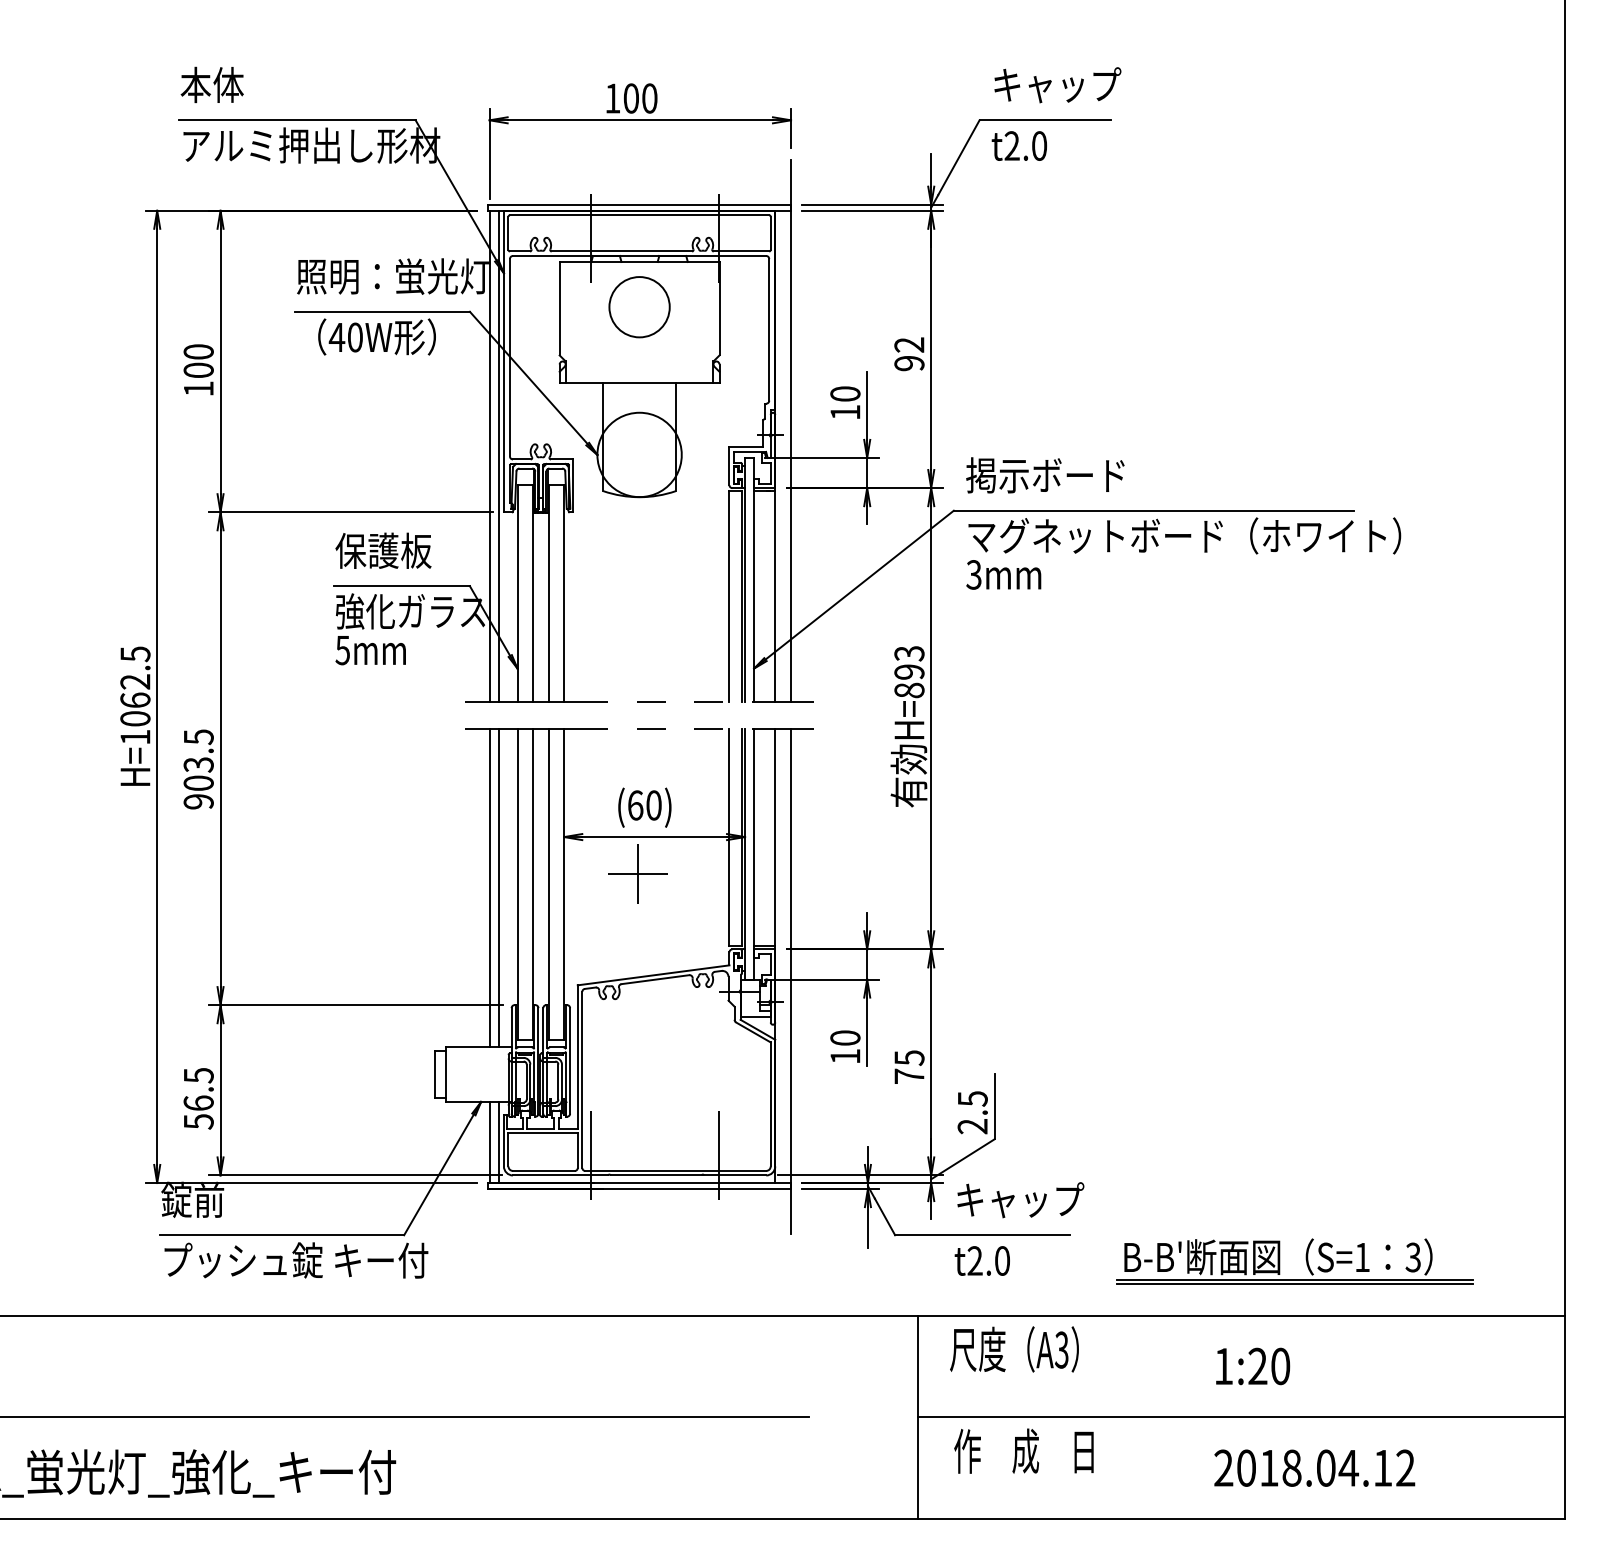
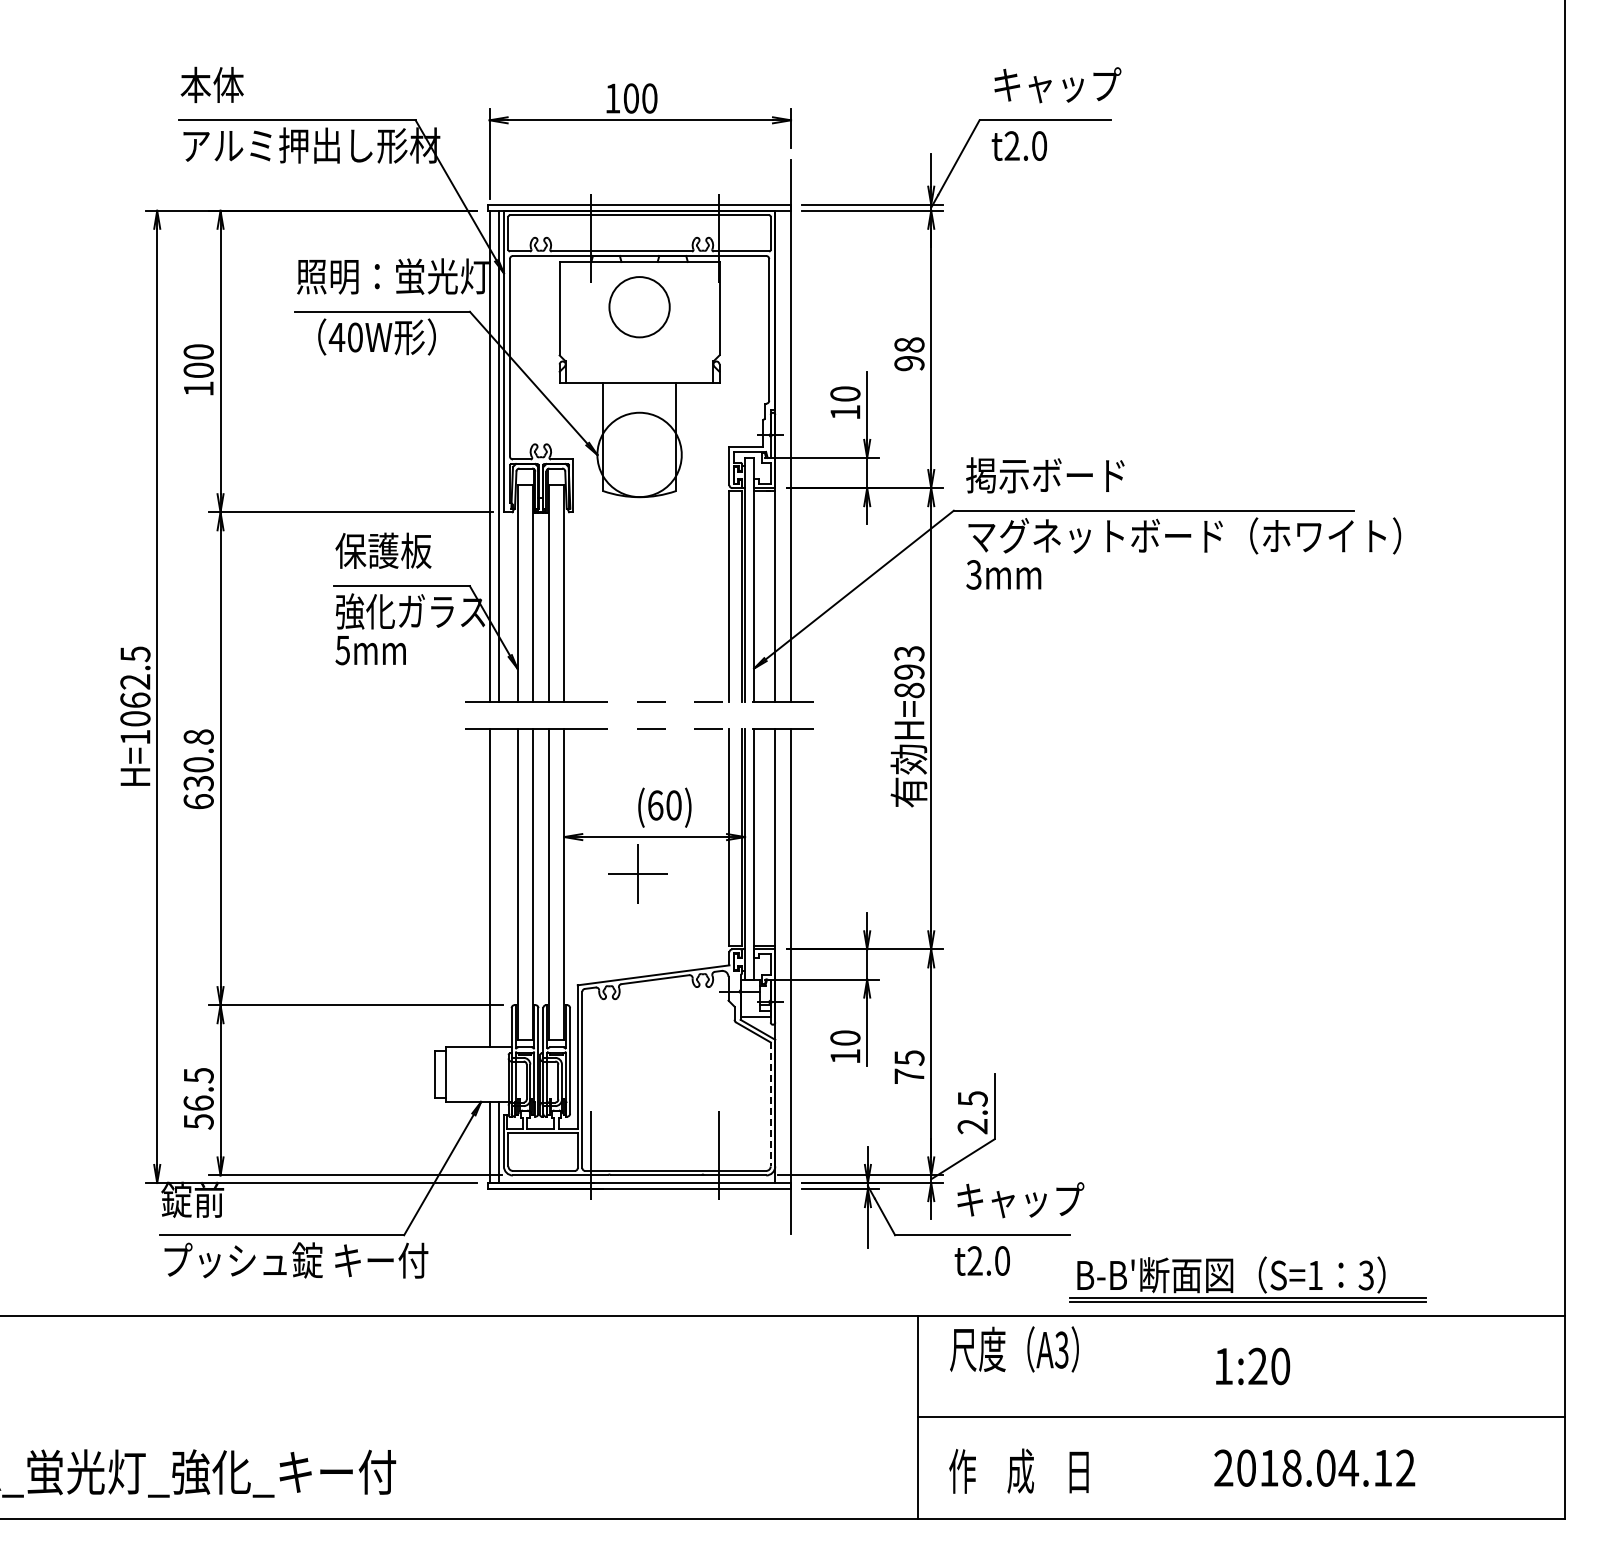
text: 92 -> 98 (909, 344)
text: 903.5 -> 630.8 (198, 769)
text position: (644, 807) -> (664, 807) (664, 807)
line: present -> none (498, 888)
line: solid -> dashed (770, 1104)
part position: (1305, 1259) -> (1258, 1277) (1258, 1277)
line: present -> none (405, 1417)
text position: (1023, 1450) -> (1018, 1470) (1018, 1470)
